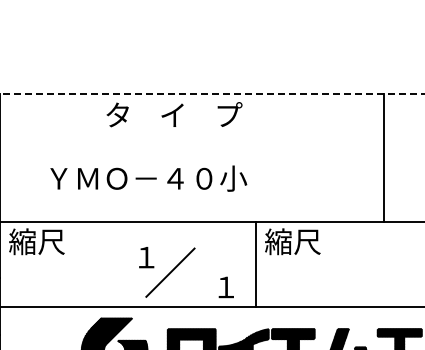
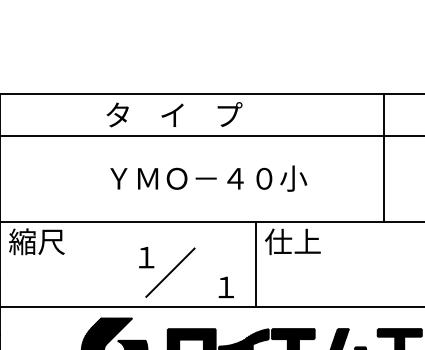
line: dashed -> solid (212, 93)
line: none -> present (211, 136)
text position: (148, 178) -> (208, 178) (208, 178)
text: 縮尺 -> 仕上 (292, 241)
